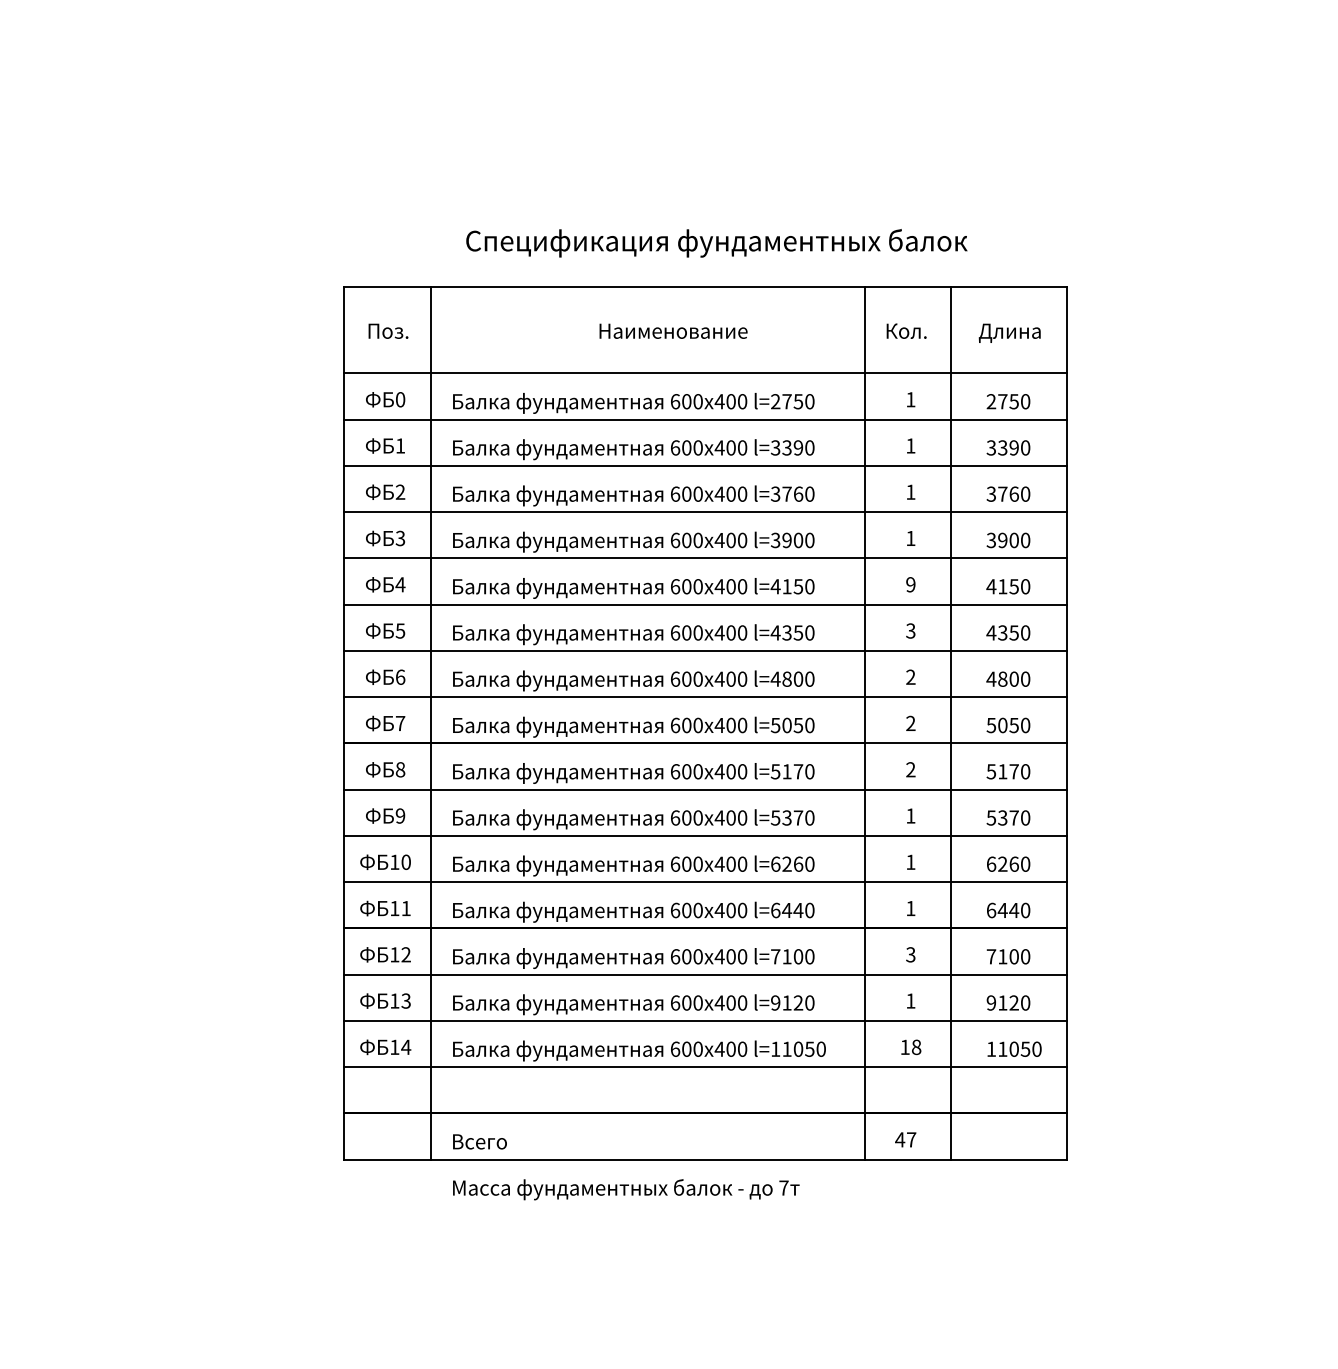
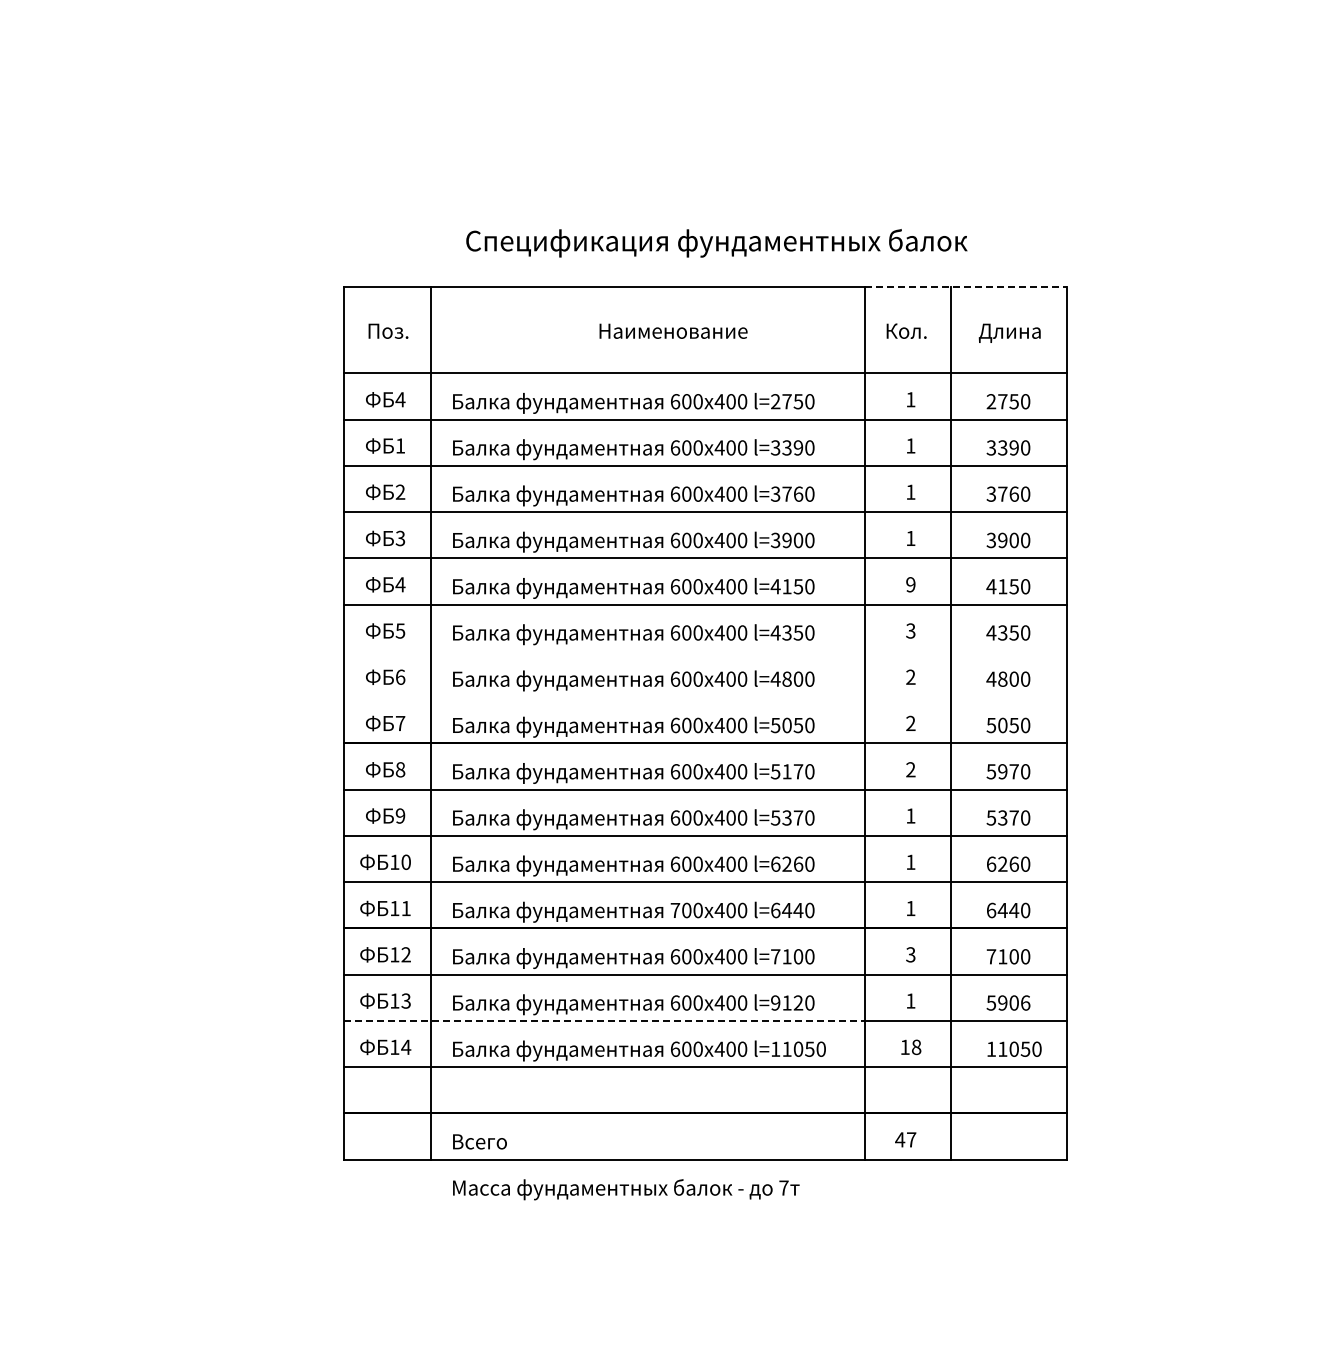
line: solid -> dashed (966, 286)
text: 0 -> 4 (400, 399)
line: present -> none (705, 650)
line: present -> none (705, 697)
text: 5170 -> 5970 (1002, 771)
text: 600 -> 700 (675, 910)
text: 9120 -> 5906 (1008, 1002)
line: solid -> dashed (604, 1020)
